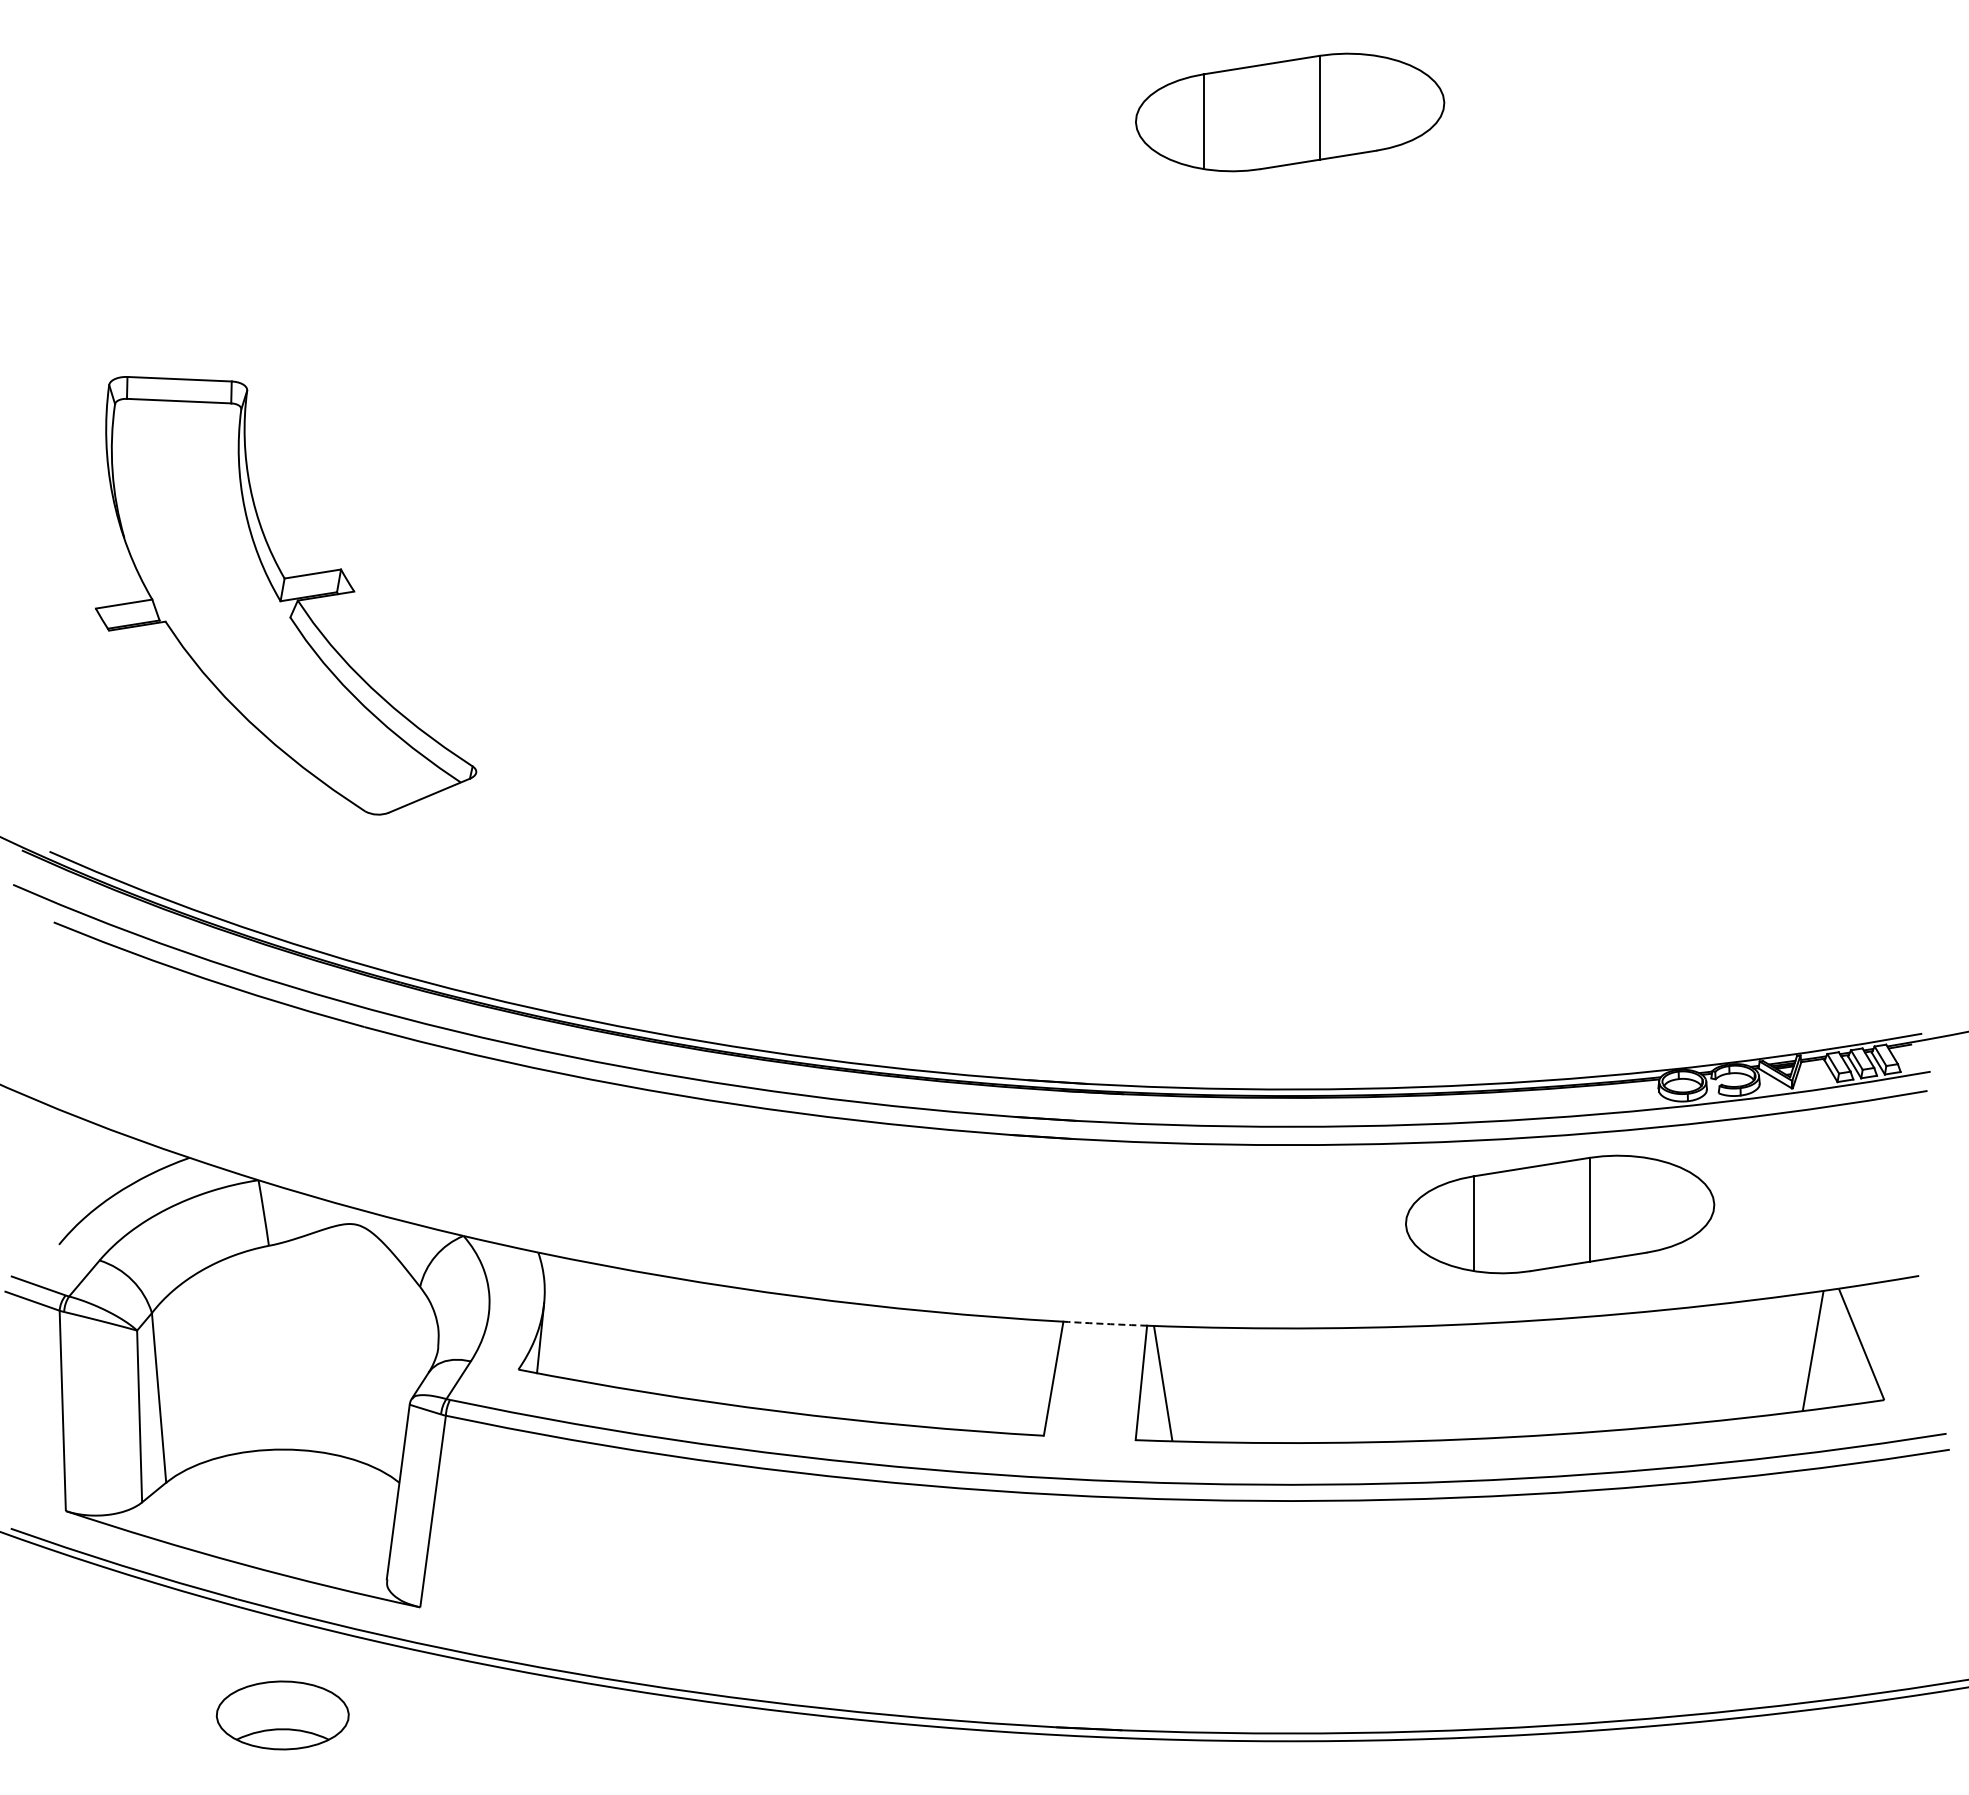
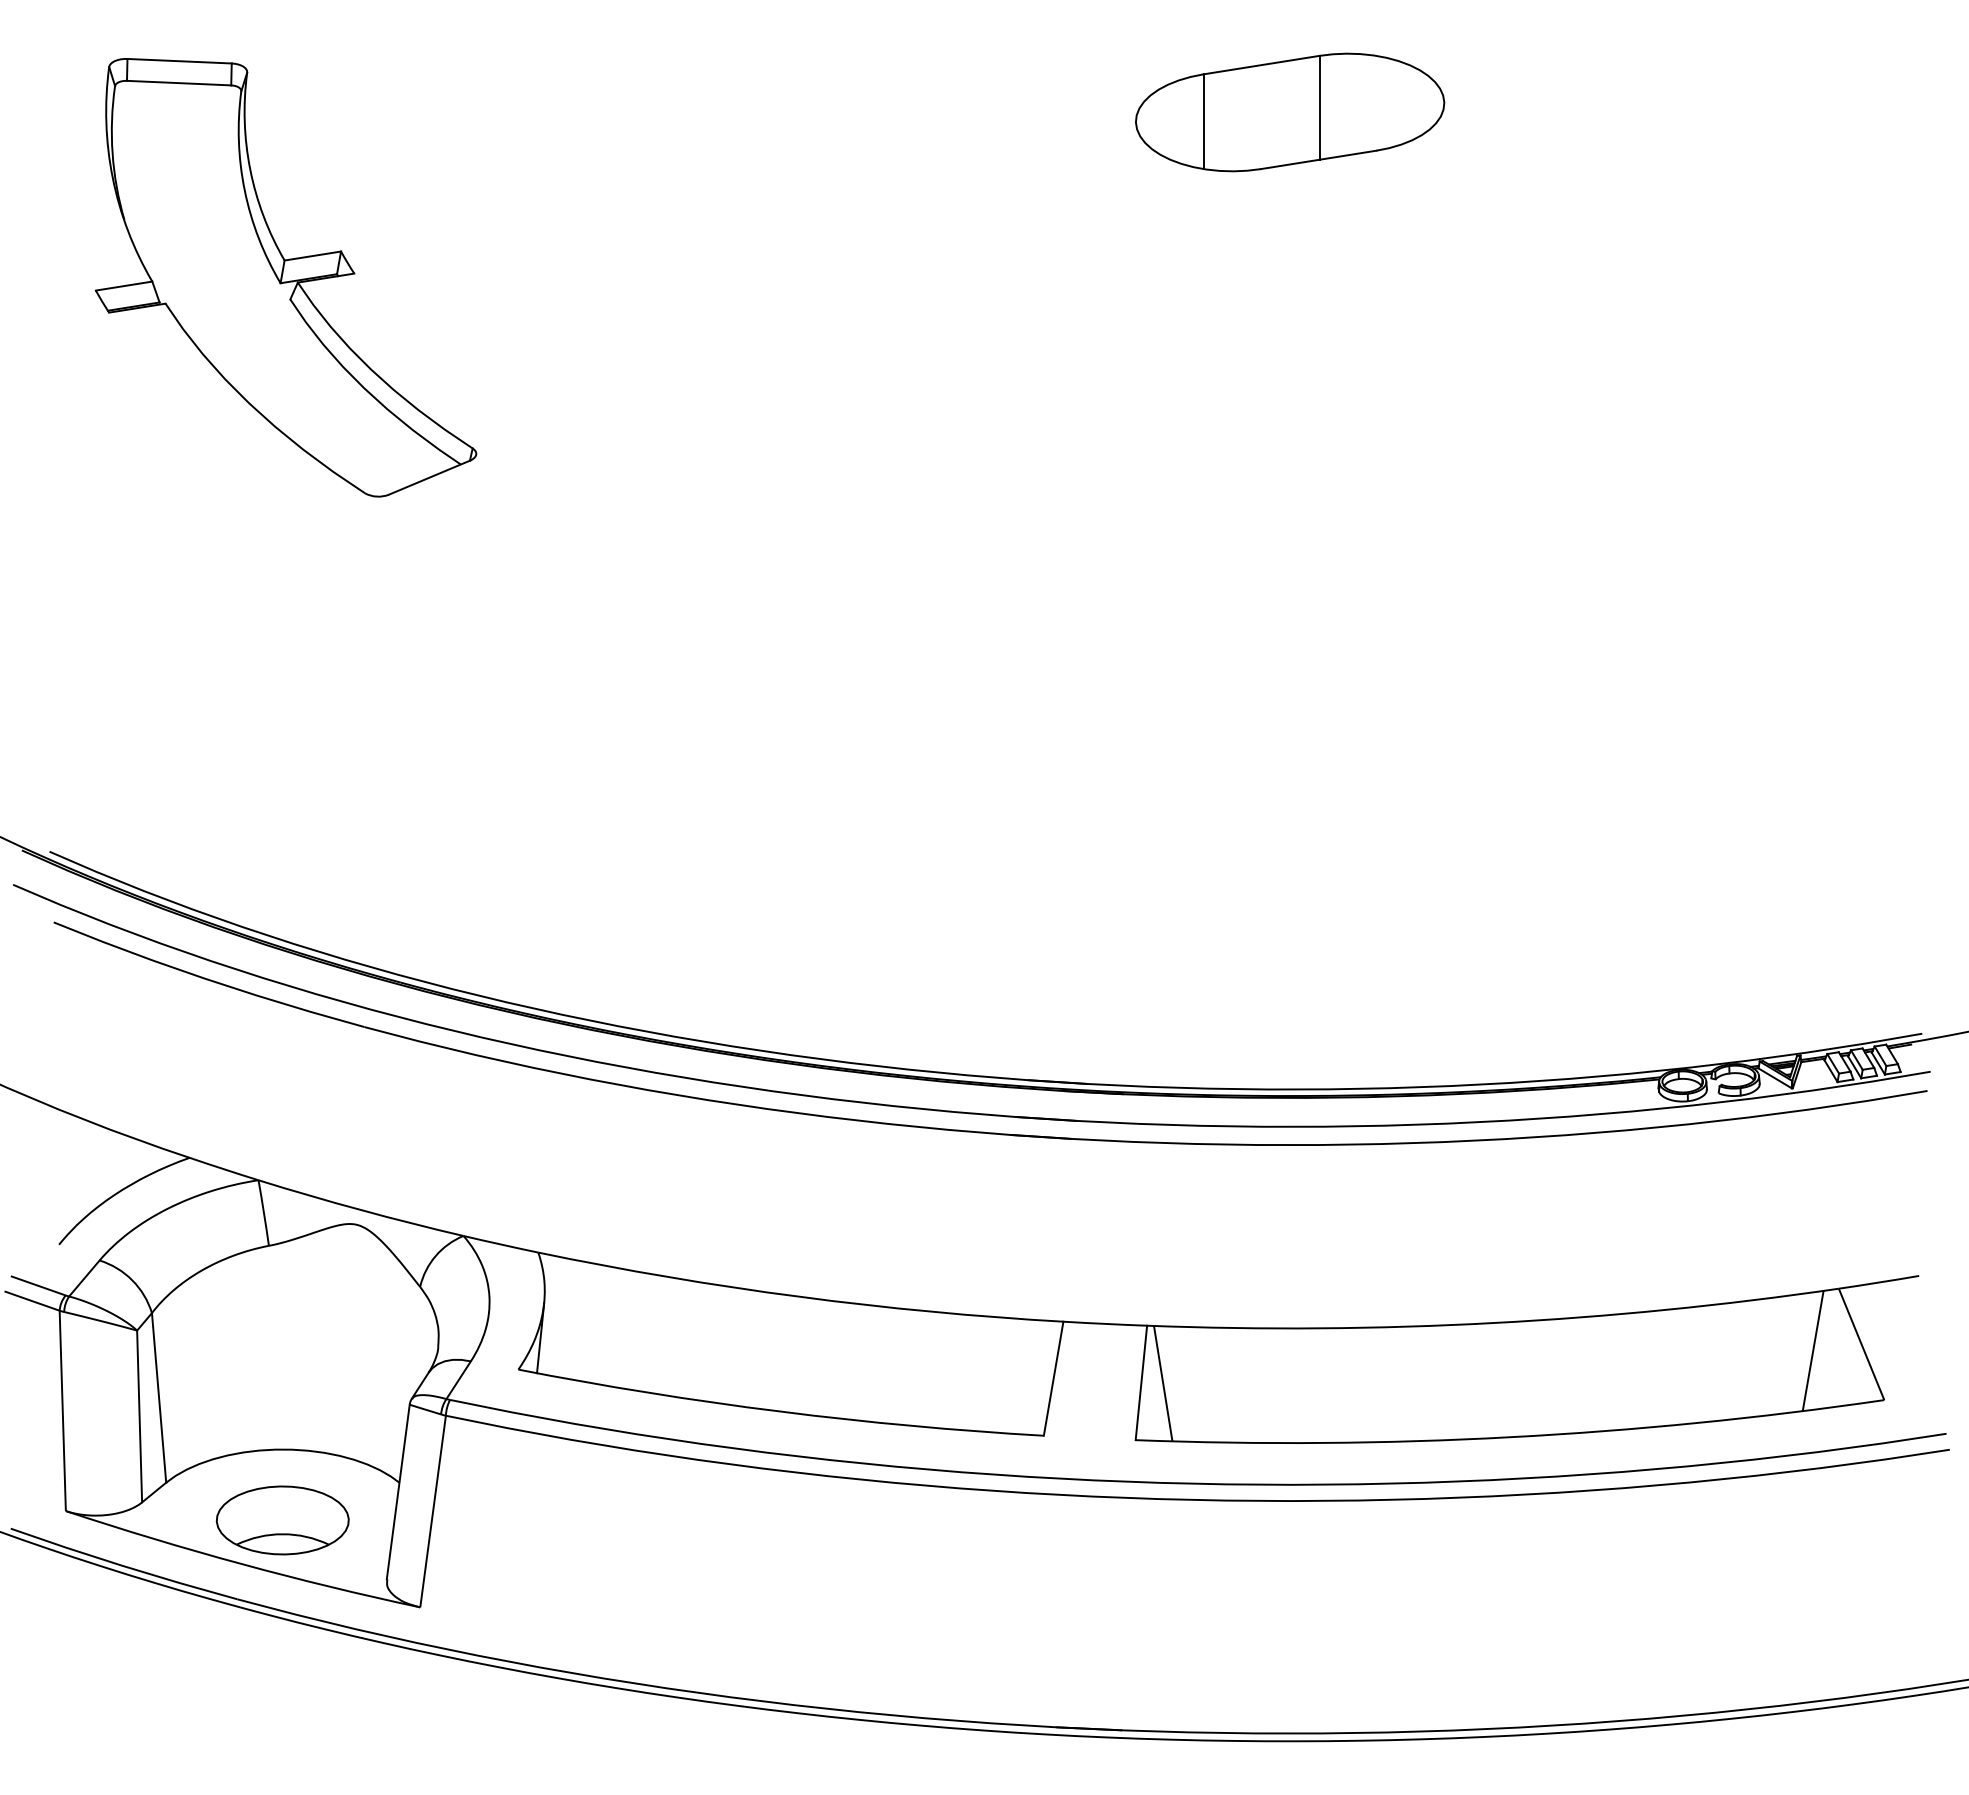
part position: (286, 595) -> (286, 277) (286, 277)
part: present -> none (1560, 1214)
arc: dashed -> solid (1105, 1323)
part position: (282, 1715) -> (282, 1520) (282, 1520)
